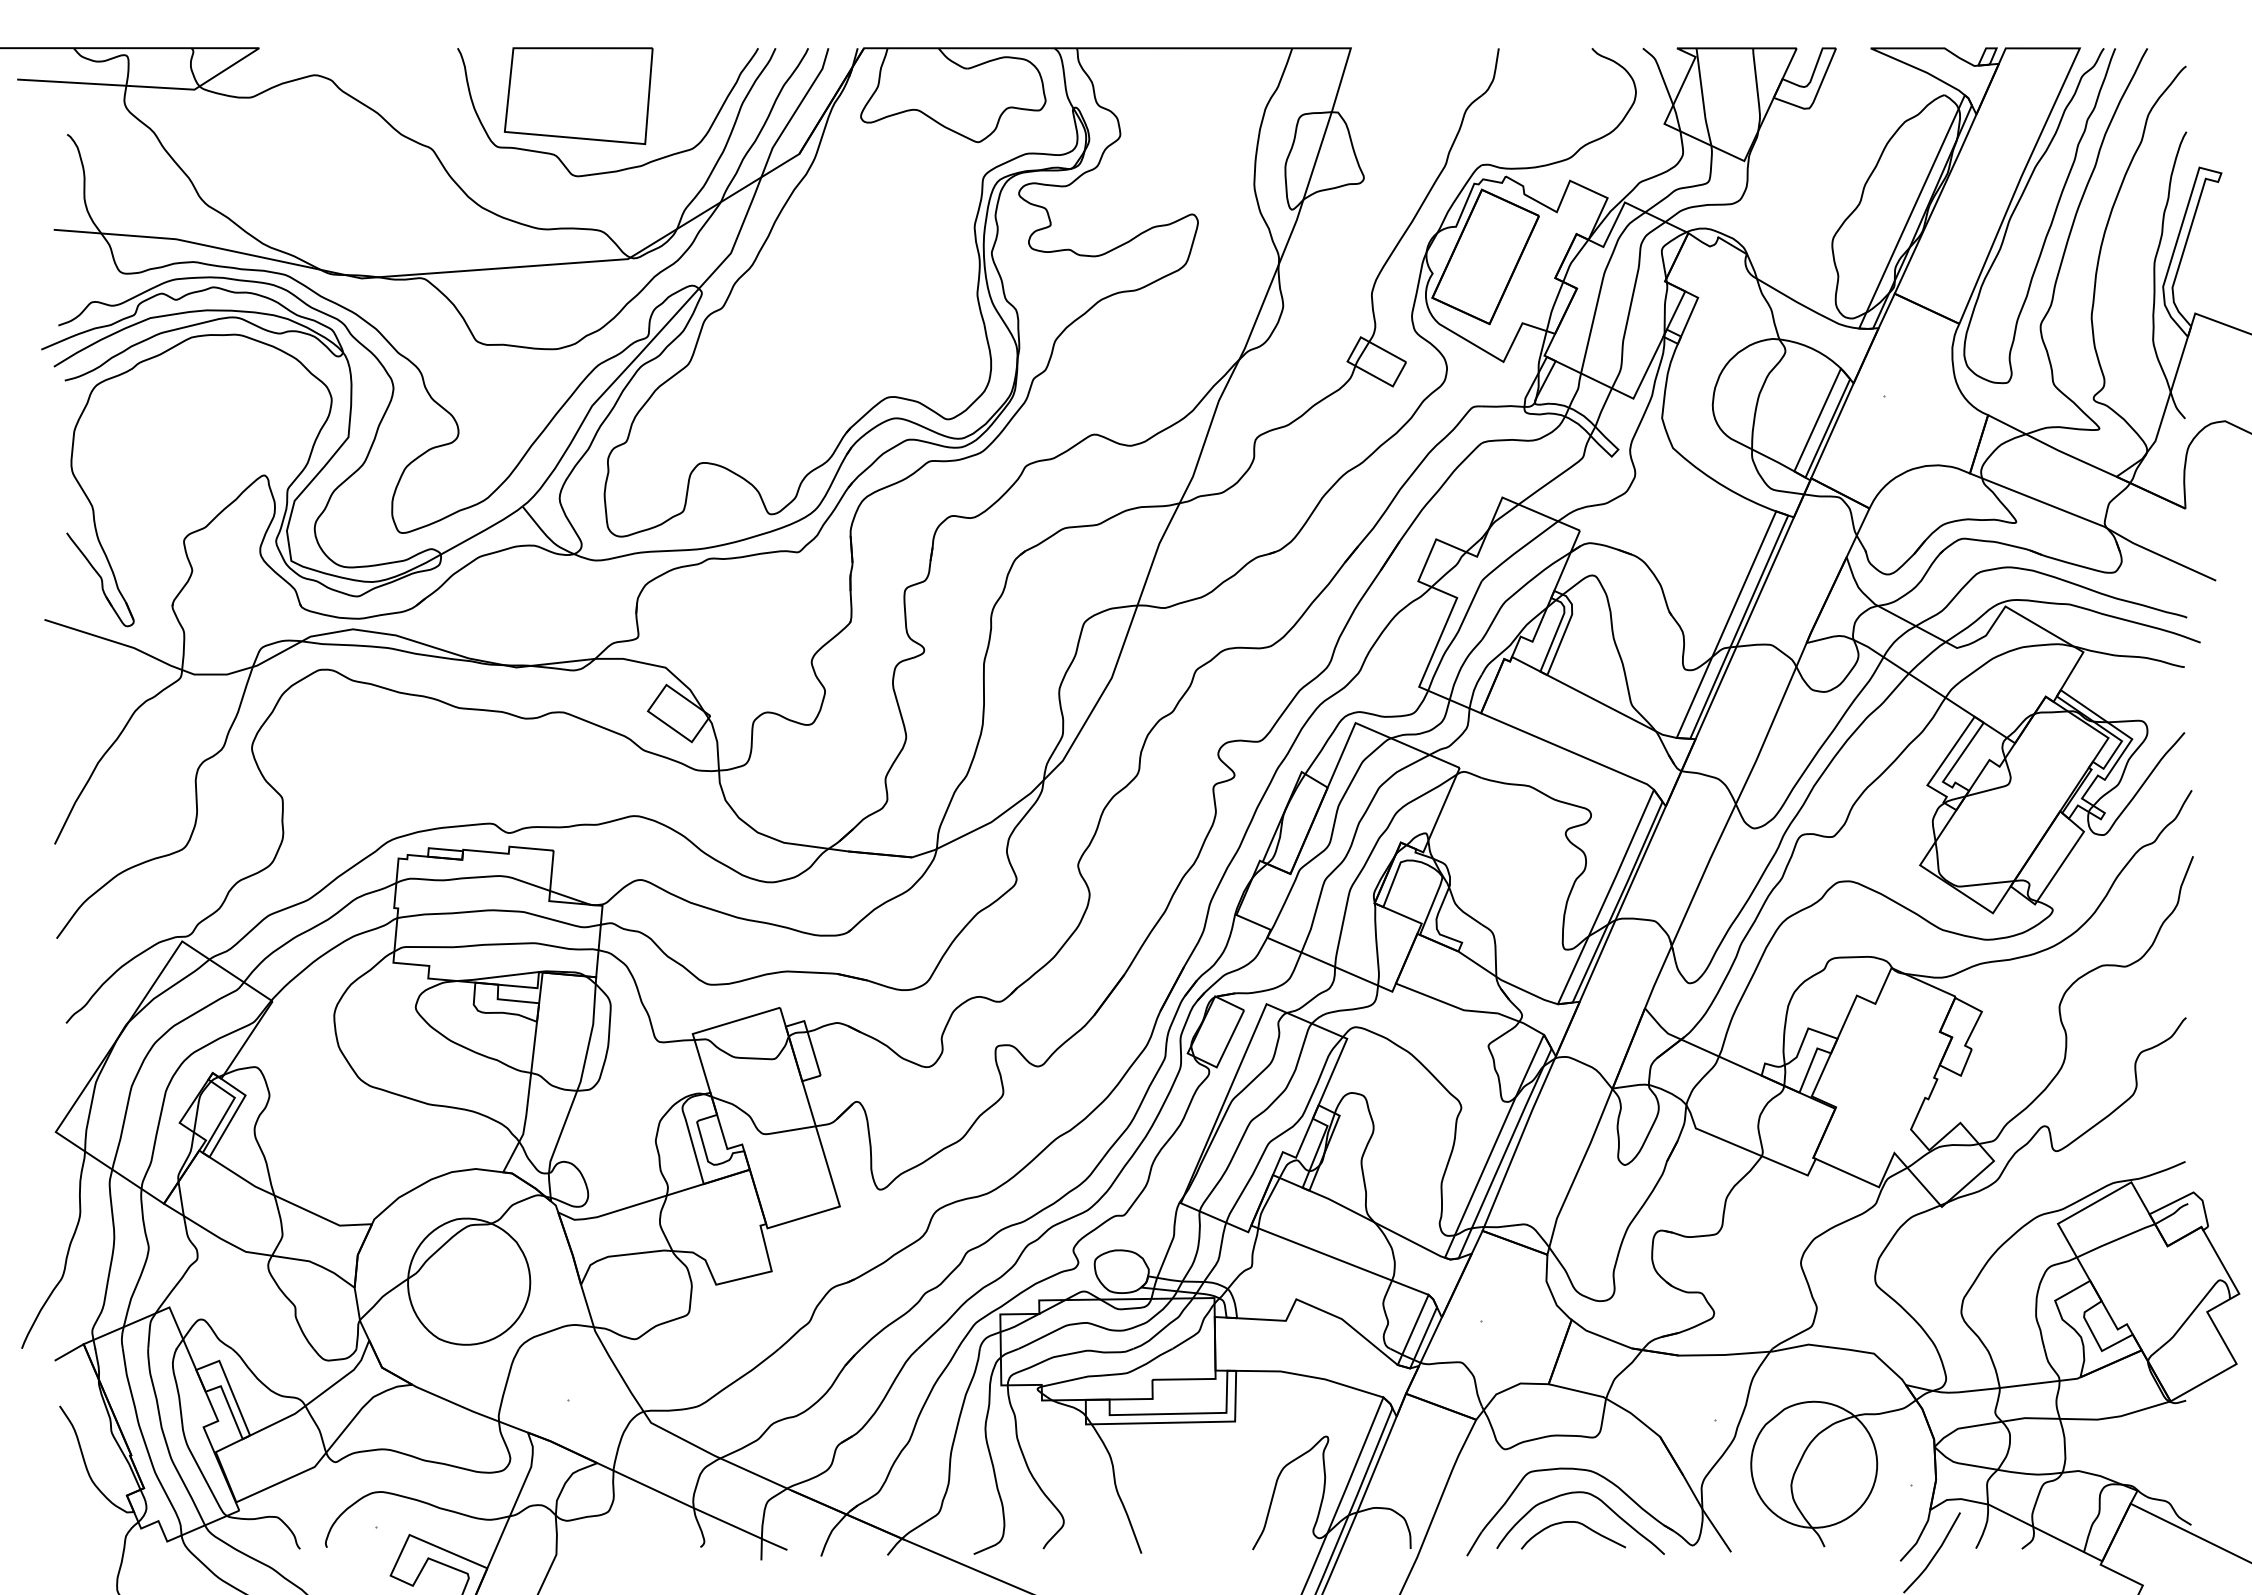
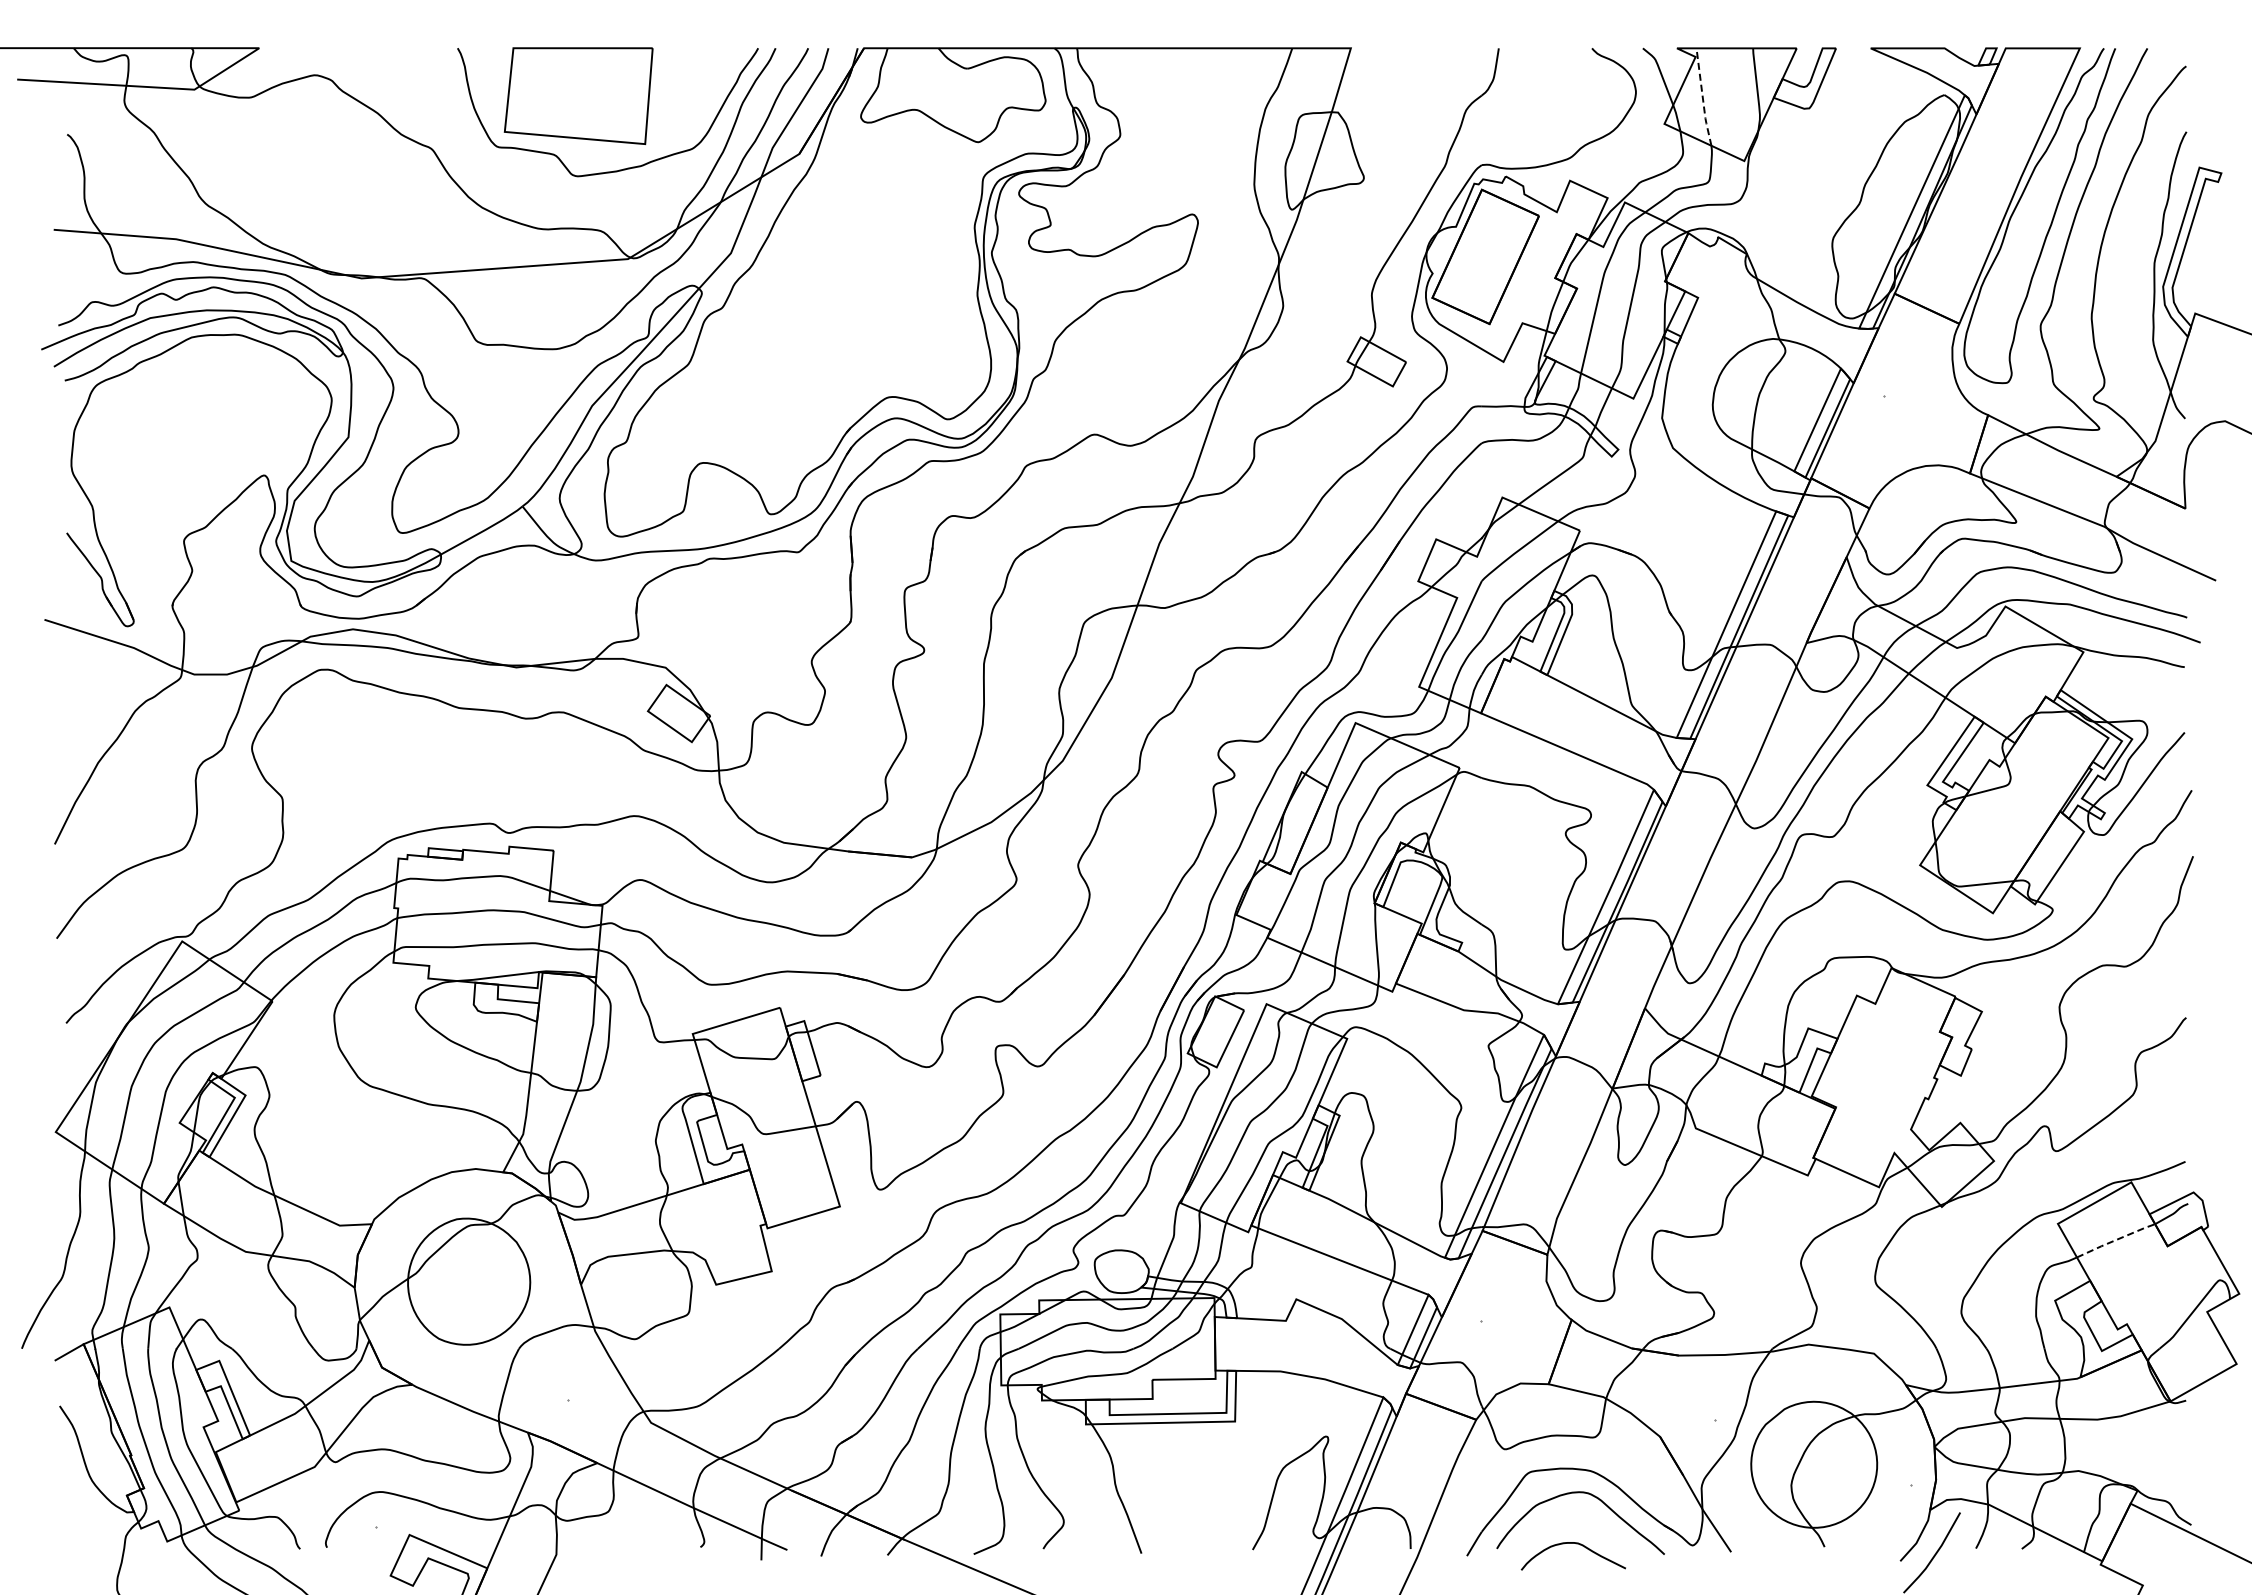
line: solid -> dashed (1702, 98)
line: solid -> dashed (2115, 1240)
curve position: (1576, 1523) -> (1576, 1544) (1576, 1544)
